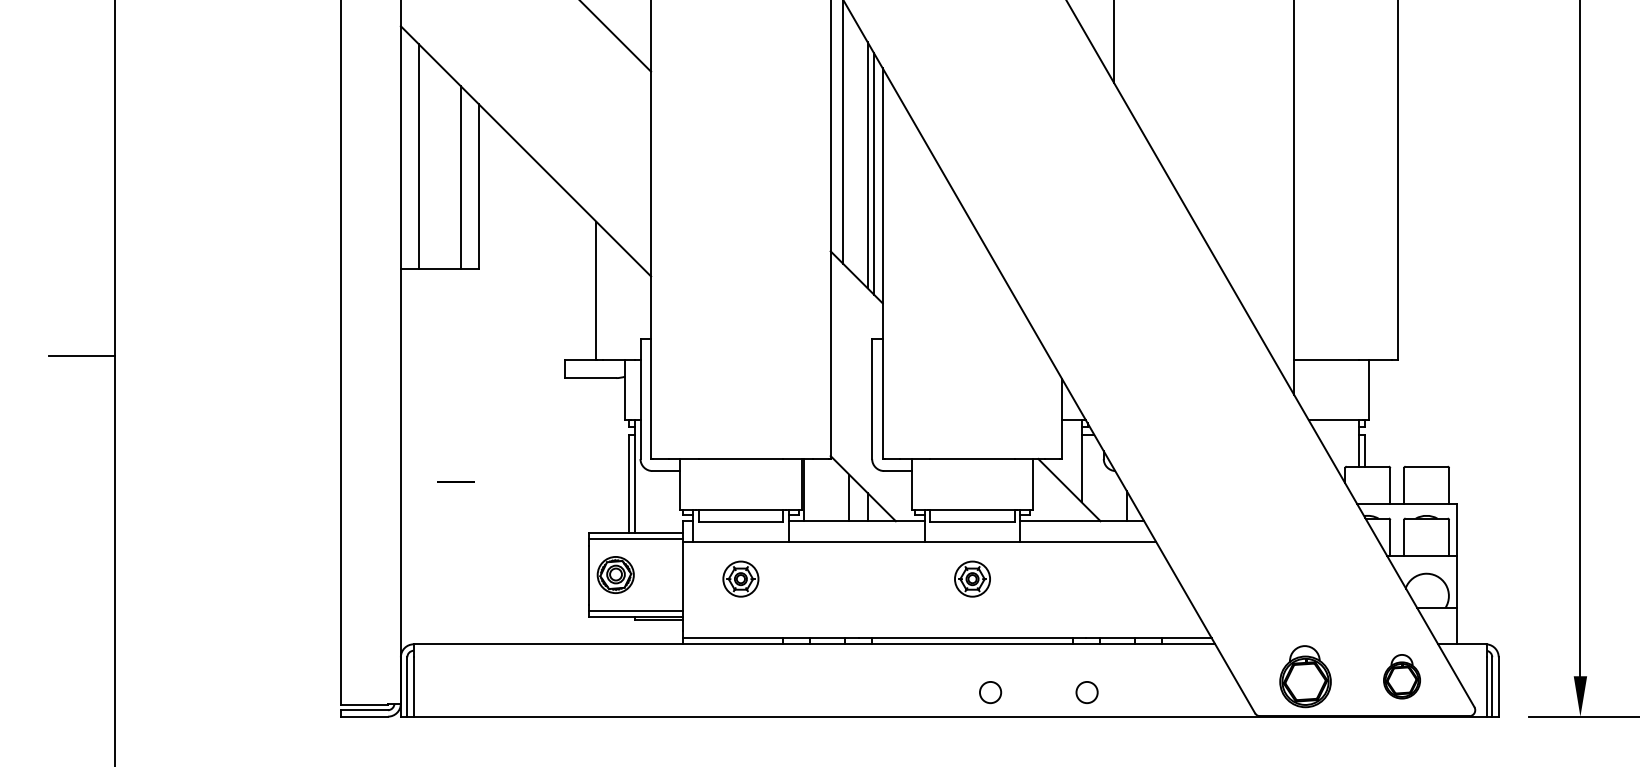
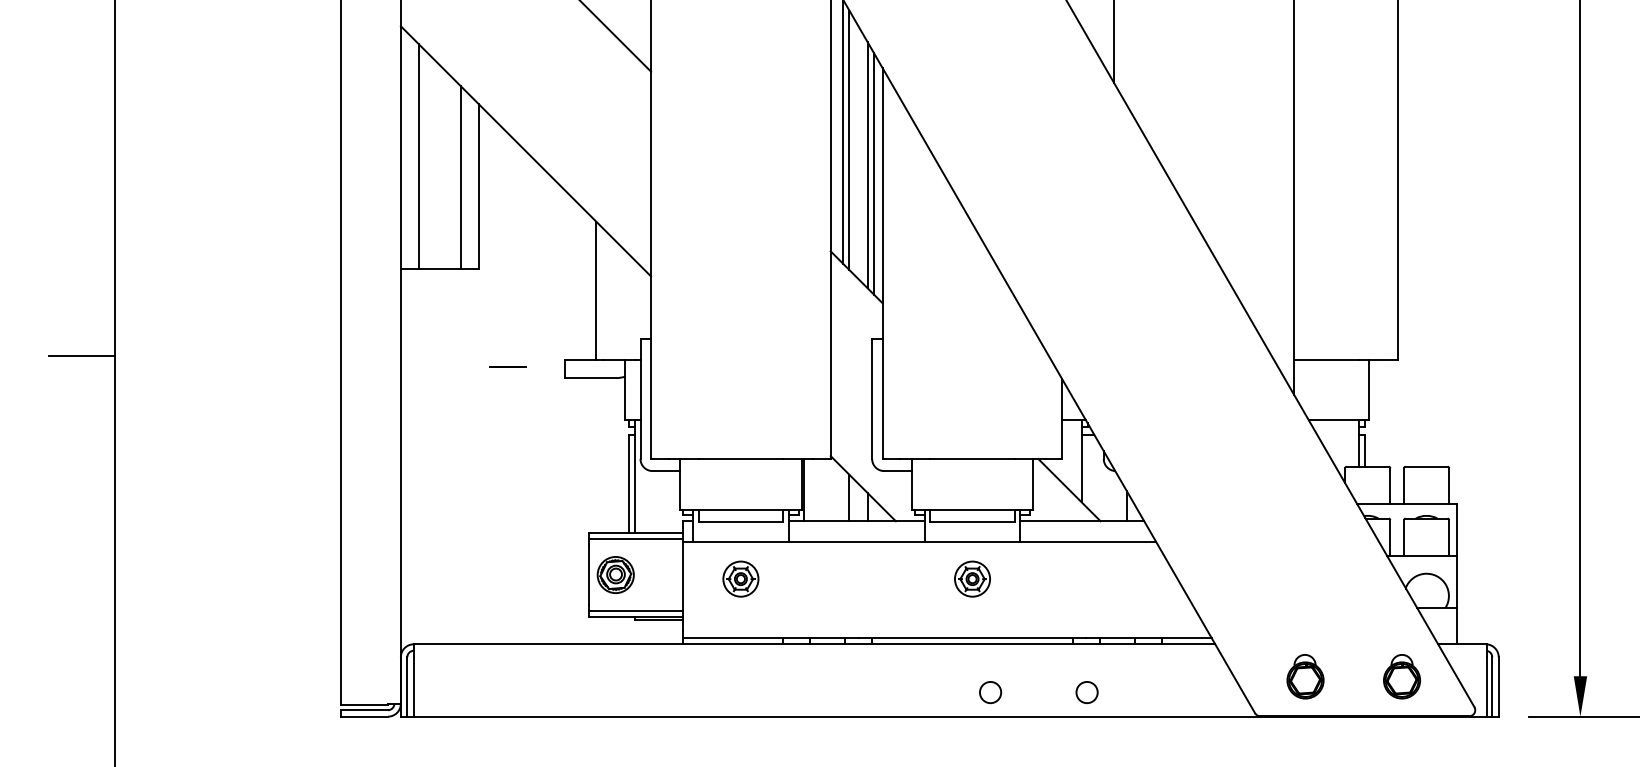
line: none -> present (849, 140)
line position: (455, 481) -> (507, 366) (507, 366)
part size: 53x64 px -> 39x46 px (1305, 676)
